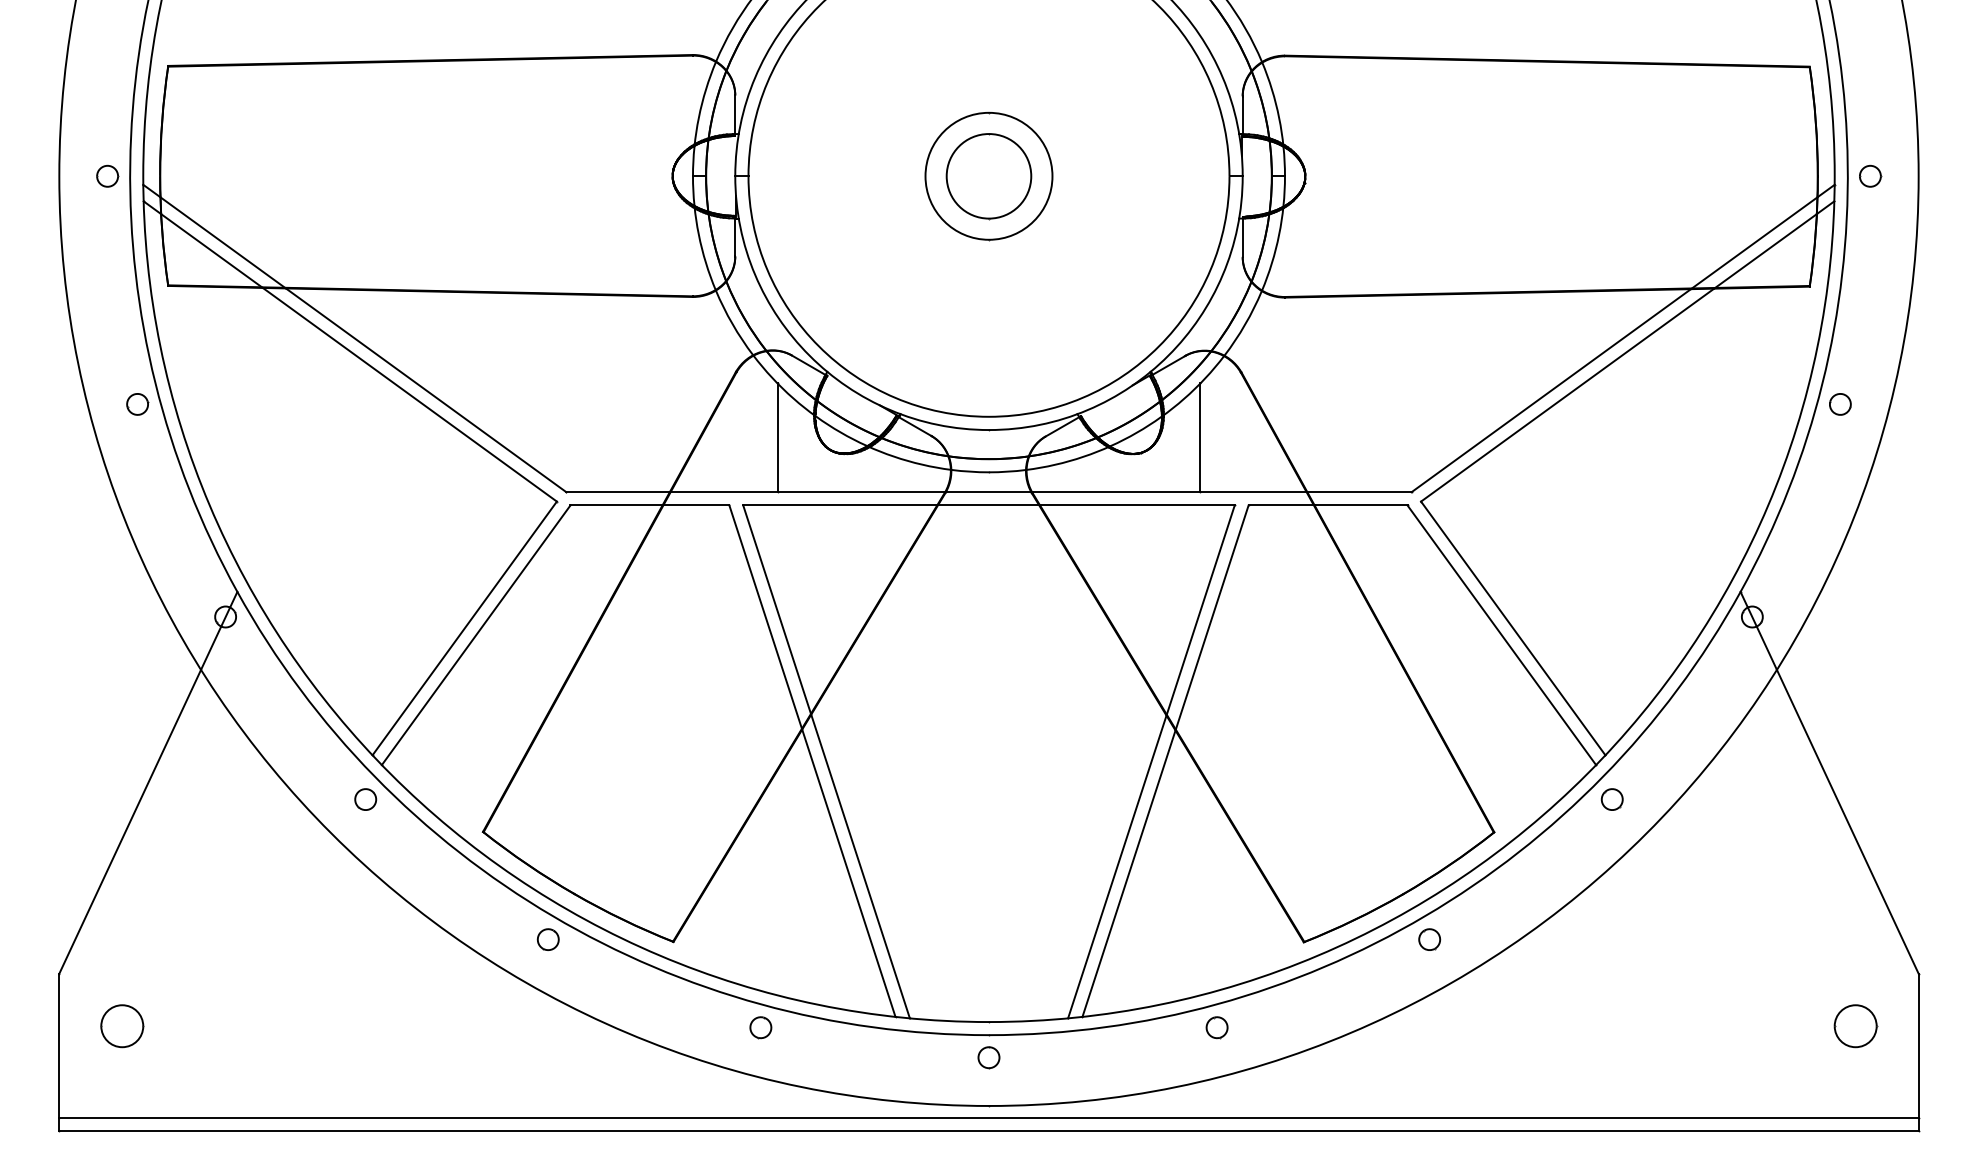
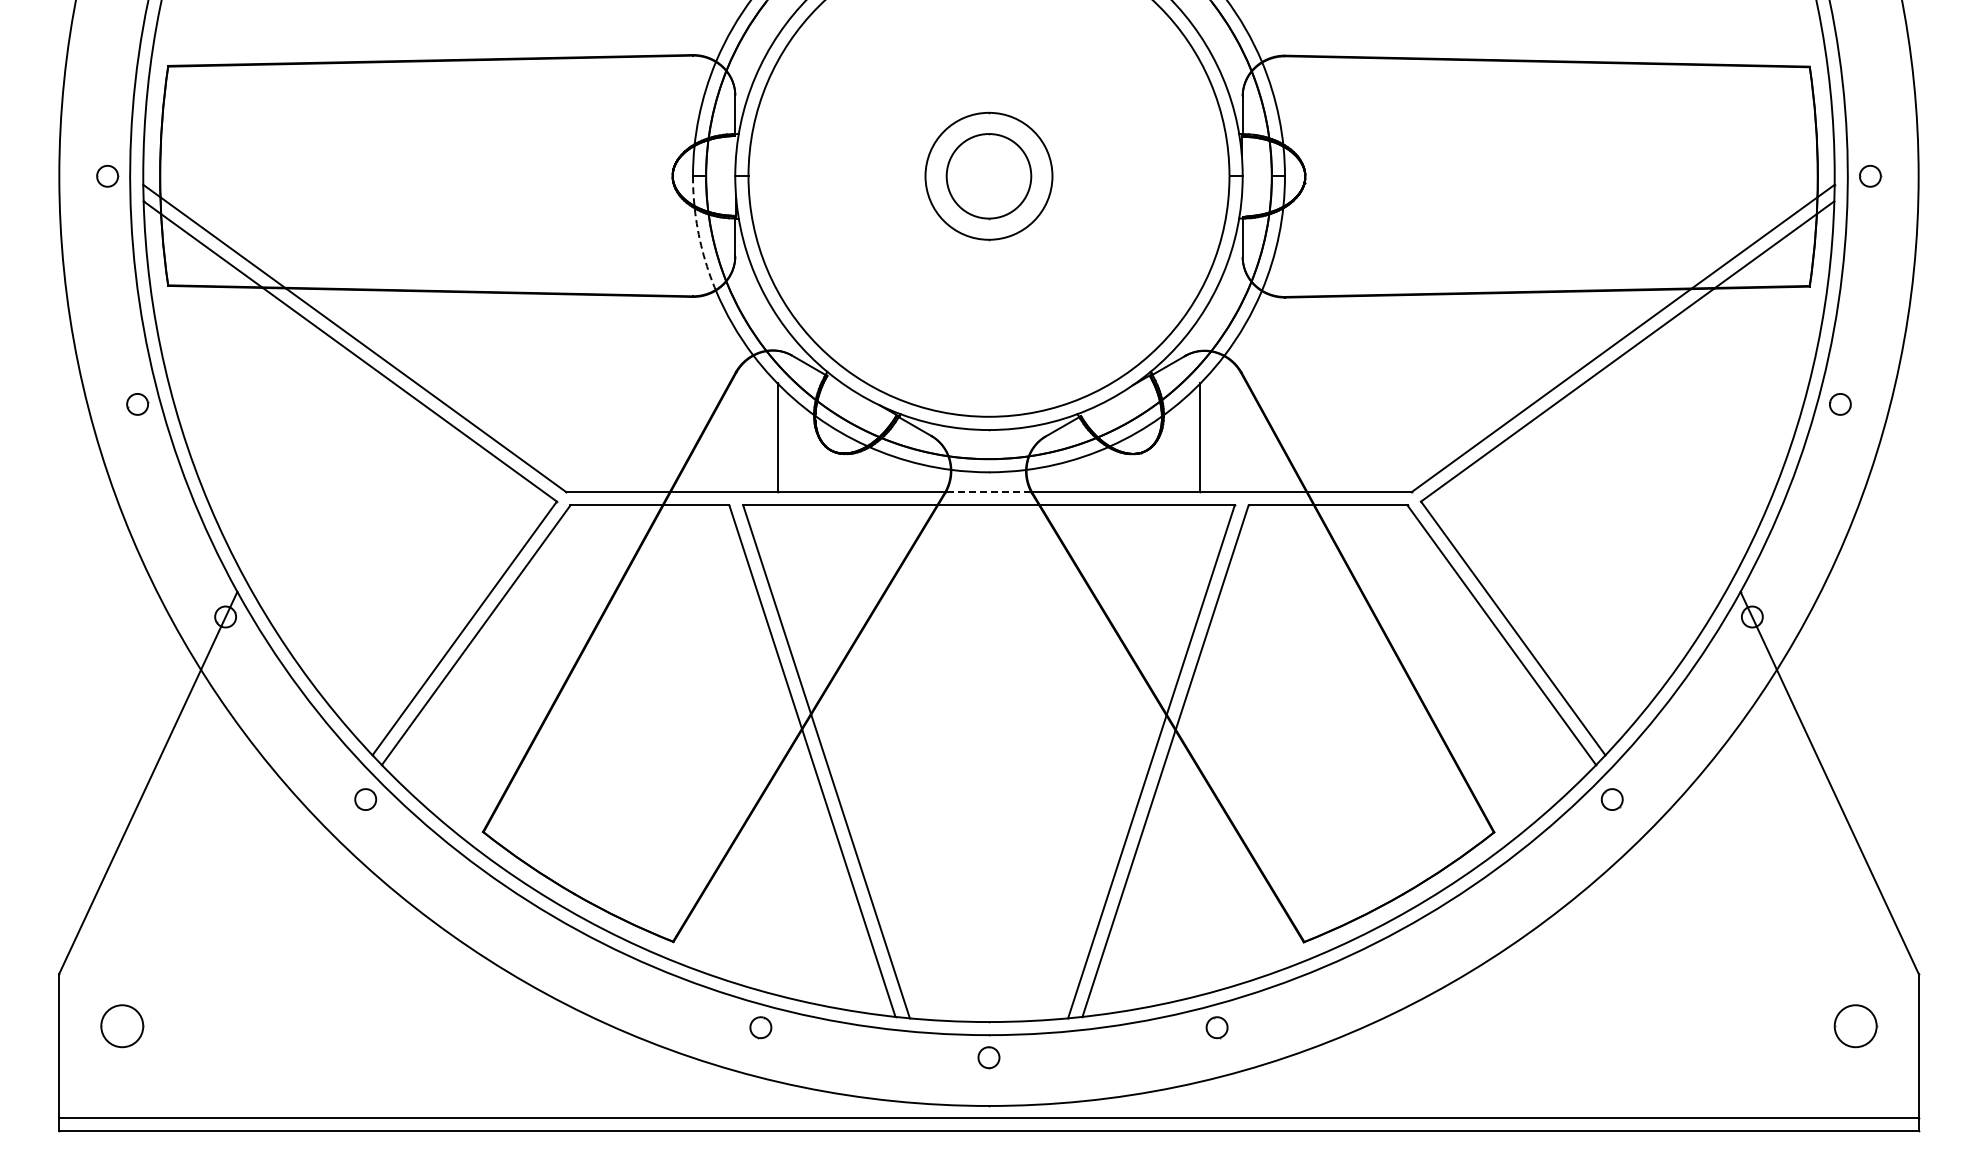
arc: solid -> dashed (698, 234)
line: solid -> dashed (988, 492)
part: present -> none (547, 939)
part: present -> none (1429, 939)
